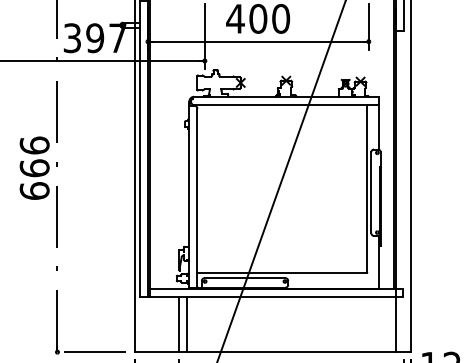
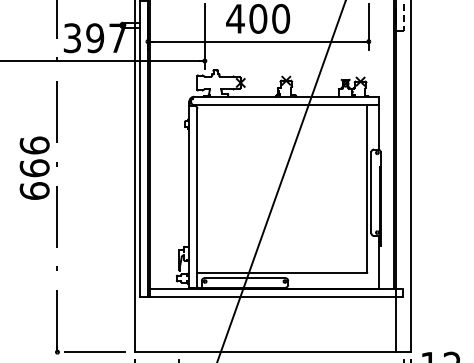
line: solid -> dashed (404, 16)
line: present -> none (178, 324)
line: present -> none (187, 324)
